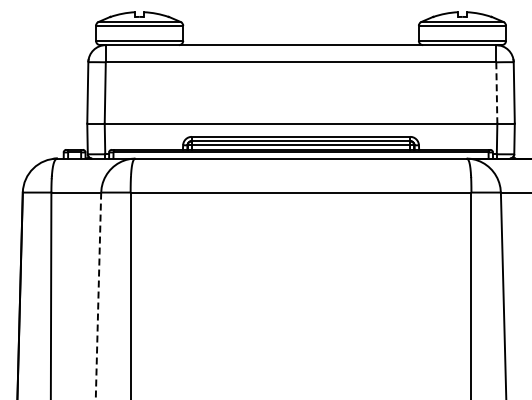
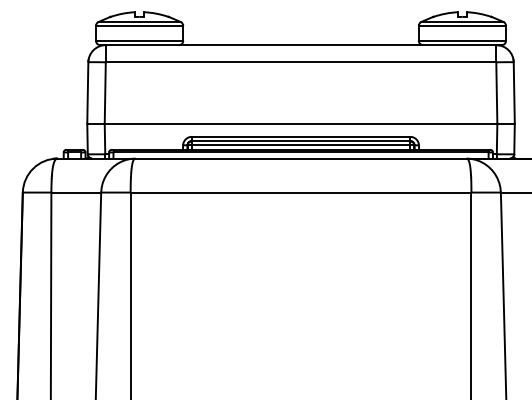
line: dashed -> solid (496, 92)
line: dashed -> solid (98, 296)
